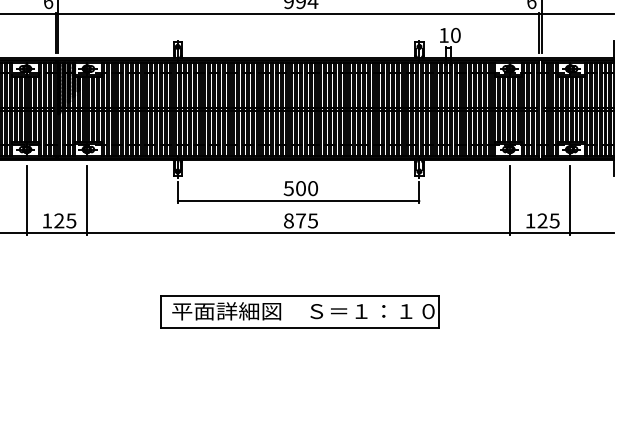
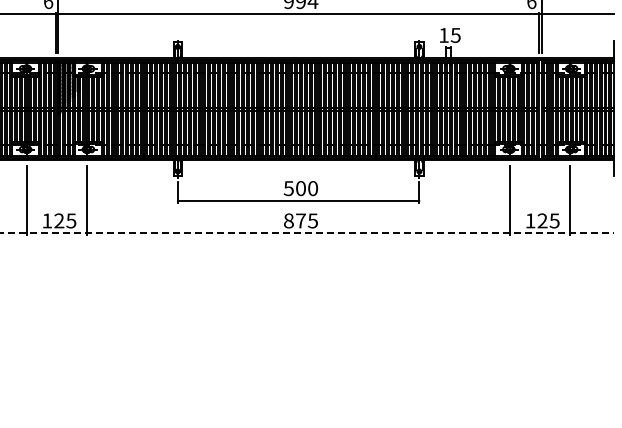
text: 10 -> 15 (455, 34)
line: solid -> dashed (307, 233)
part: present -> none (299, 311)
